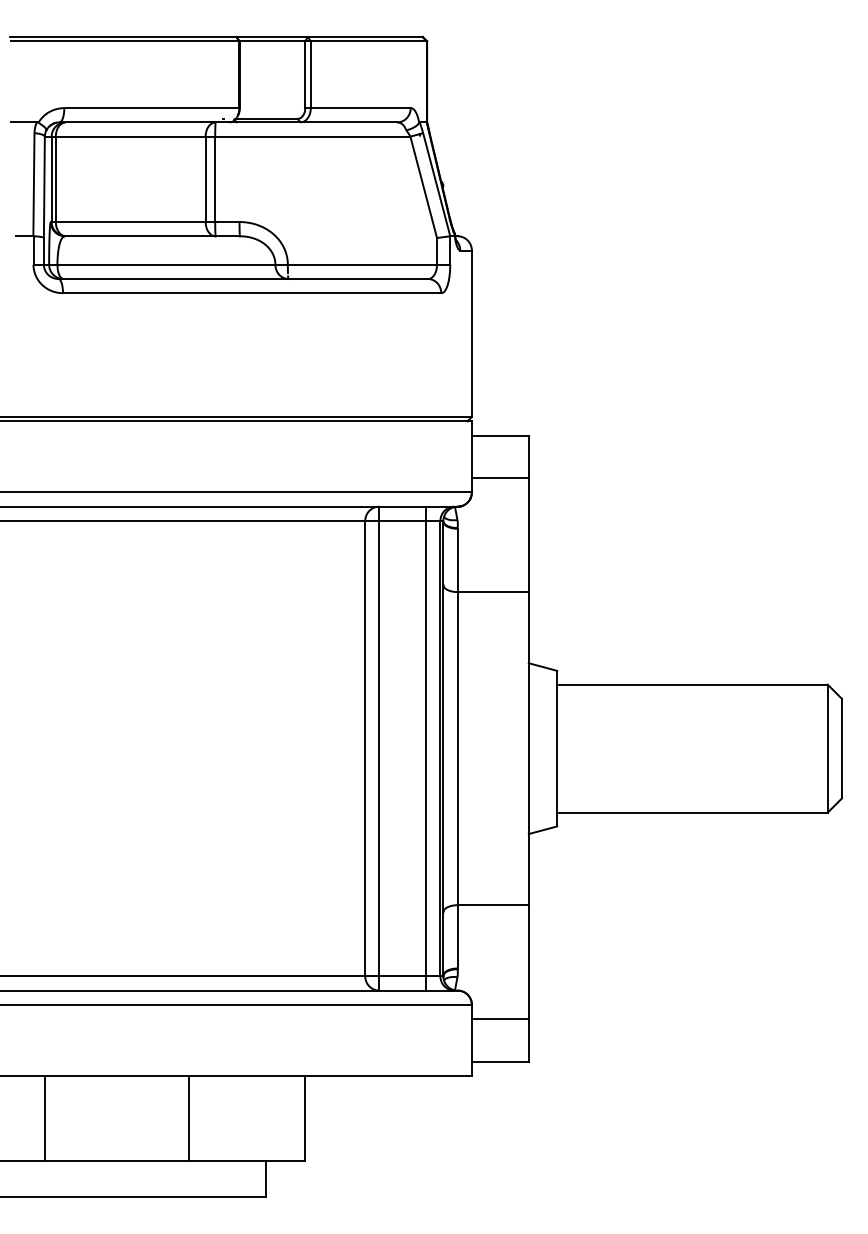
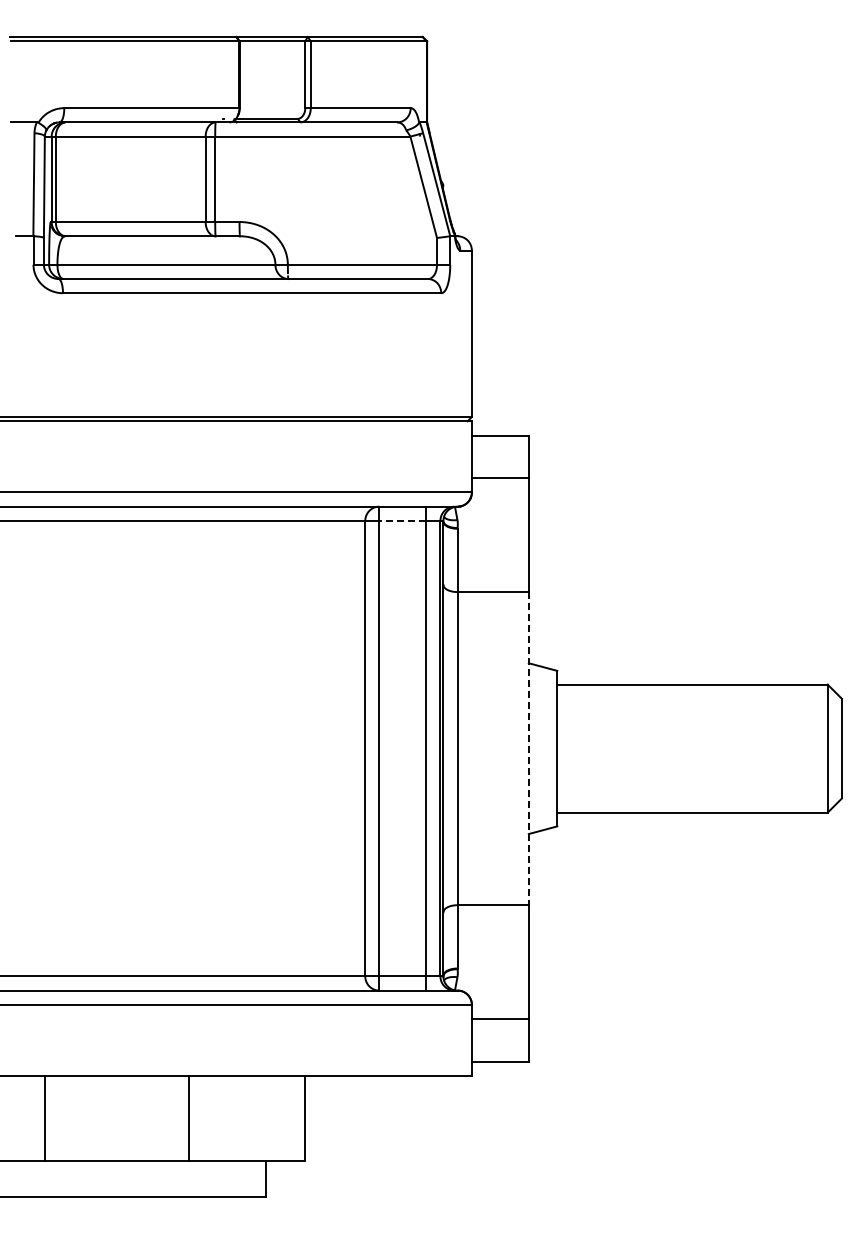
line: solid -> dashed (402, 520)
line: solid -> dashed (528, 748)
